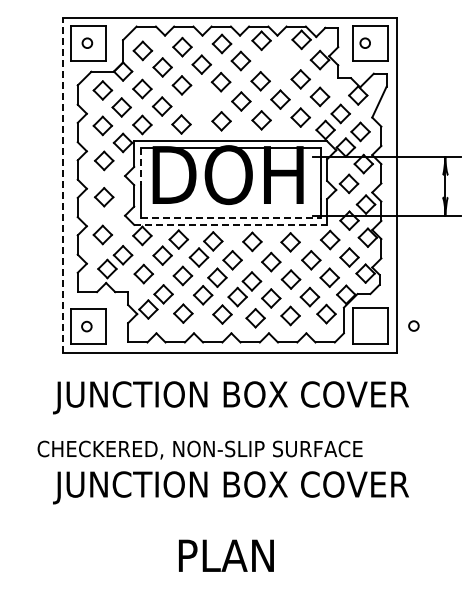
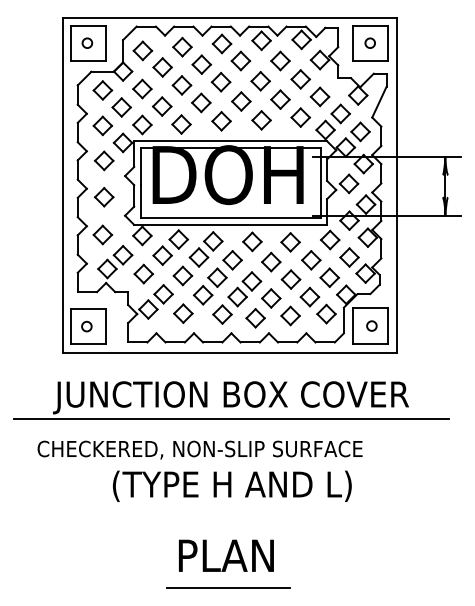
circle position: (364, 42) -> (369, 42) (369, 42)
part: none -> present (280, 60)
part: none -> present (201, 102)
line: dashed -> solid (140, 166)
line: dashed -> solid (62, 184)
line: dashed -> solid (231, 218)
line: dashed -> solid (231, 224)
circle position: (413, 325) -> (371, 325) (371, 325)
line: none -> present (231, 418)
text: JUNCTION BOX COVER -> (TYPE H AND L) (230, 487)
line: none -> present (227, 587)
